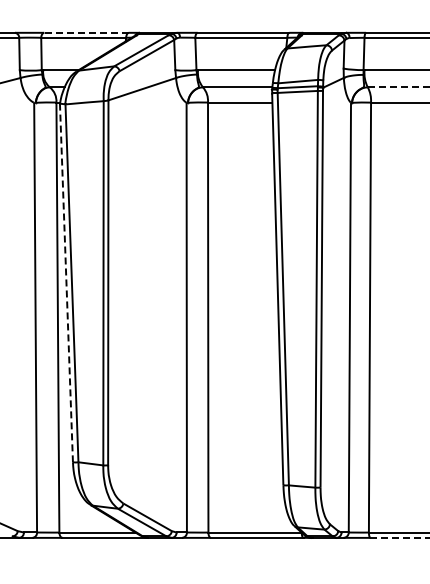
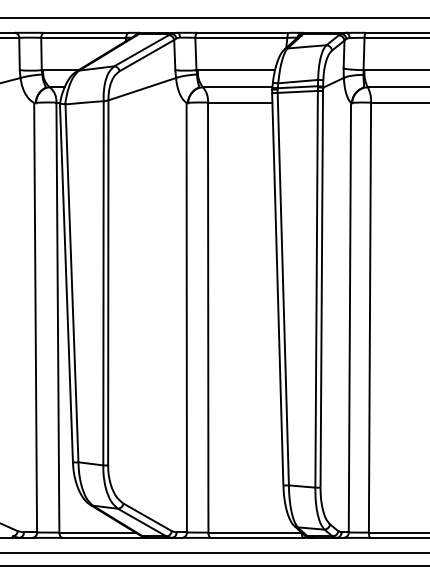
line: none -> present (214, 17)
line: dashed -> solid (86, 32)
line: dashed -> solid (398, 87)
line: dashed -> solid (66, 283)
line: dashed -> solid (400, 537)
line: none -> present (214, 553)
line: none -> present (214, 566)
